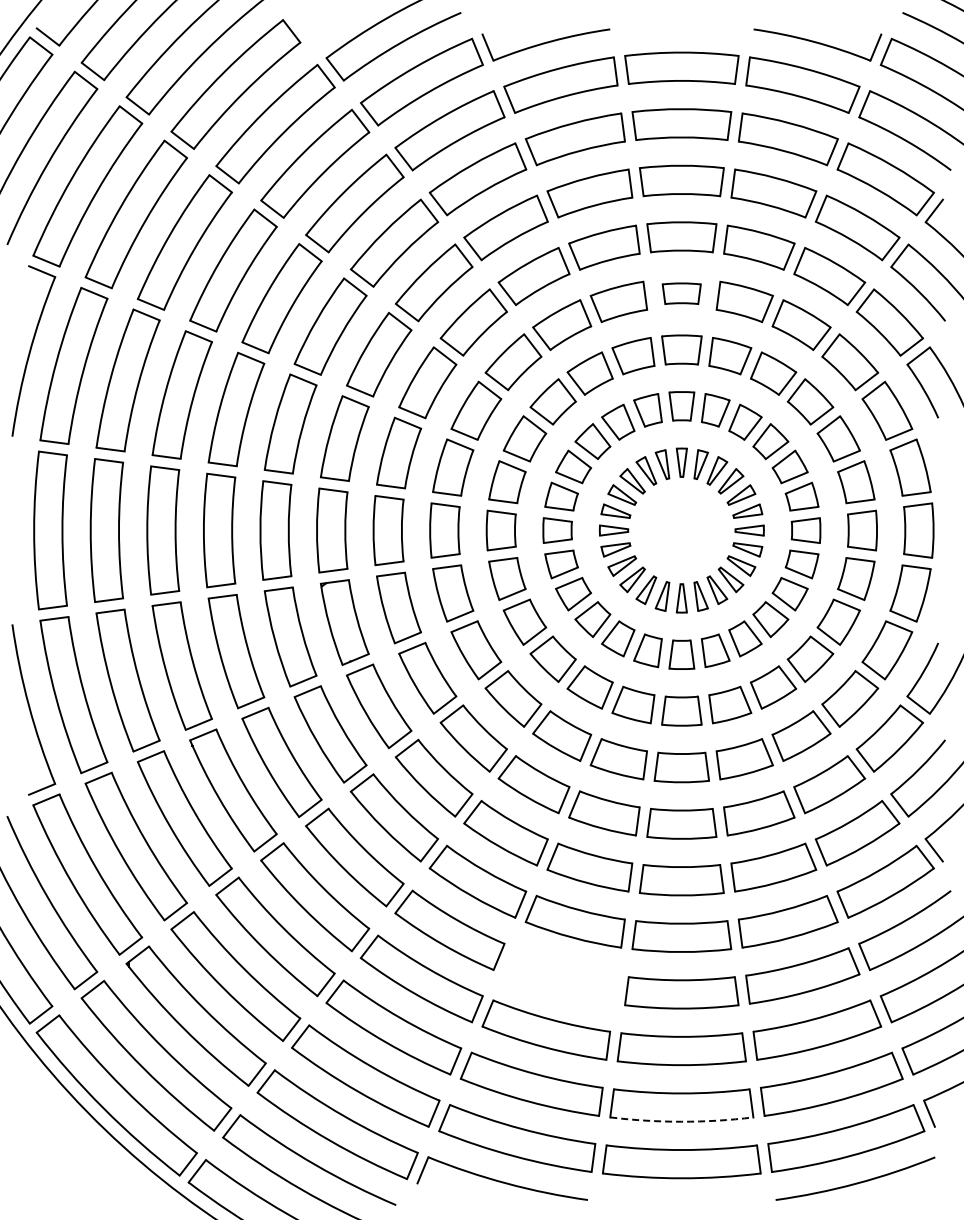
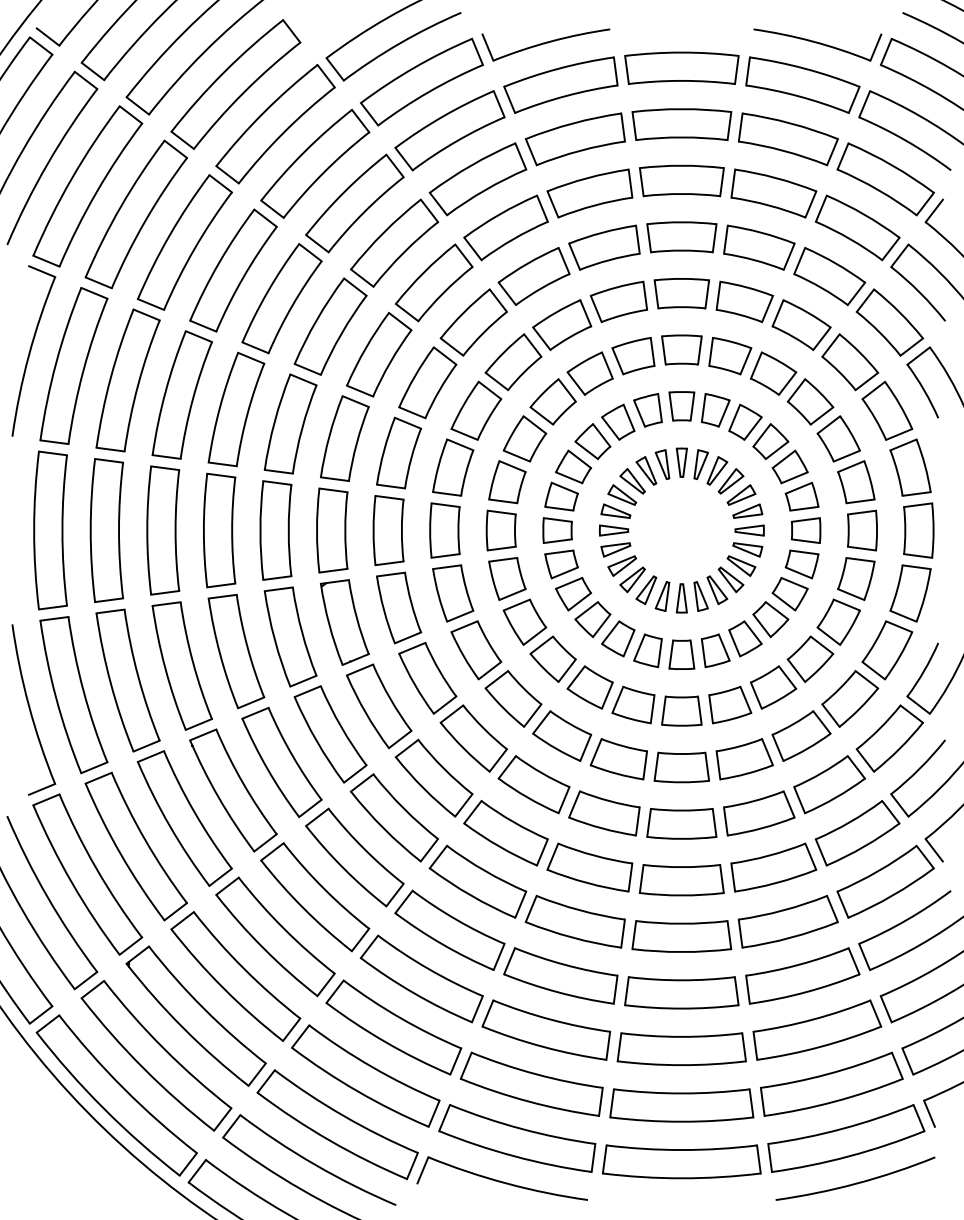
part size: 41x23 px -> 57x32 px (681, 293)
part: none -> present (560, 975)
arc: dashed -> solid (681, 1121)
